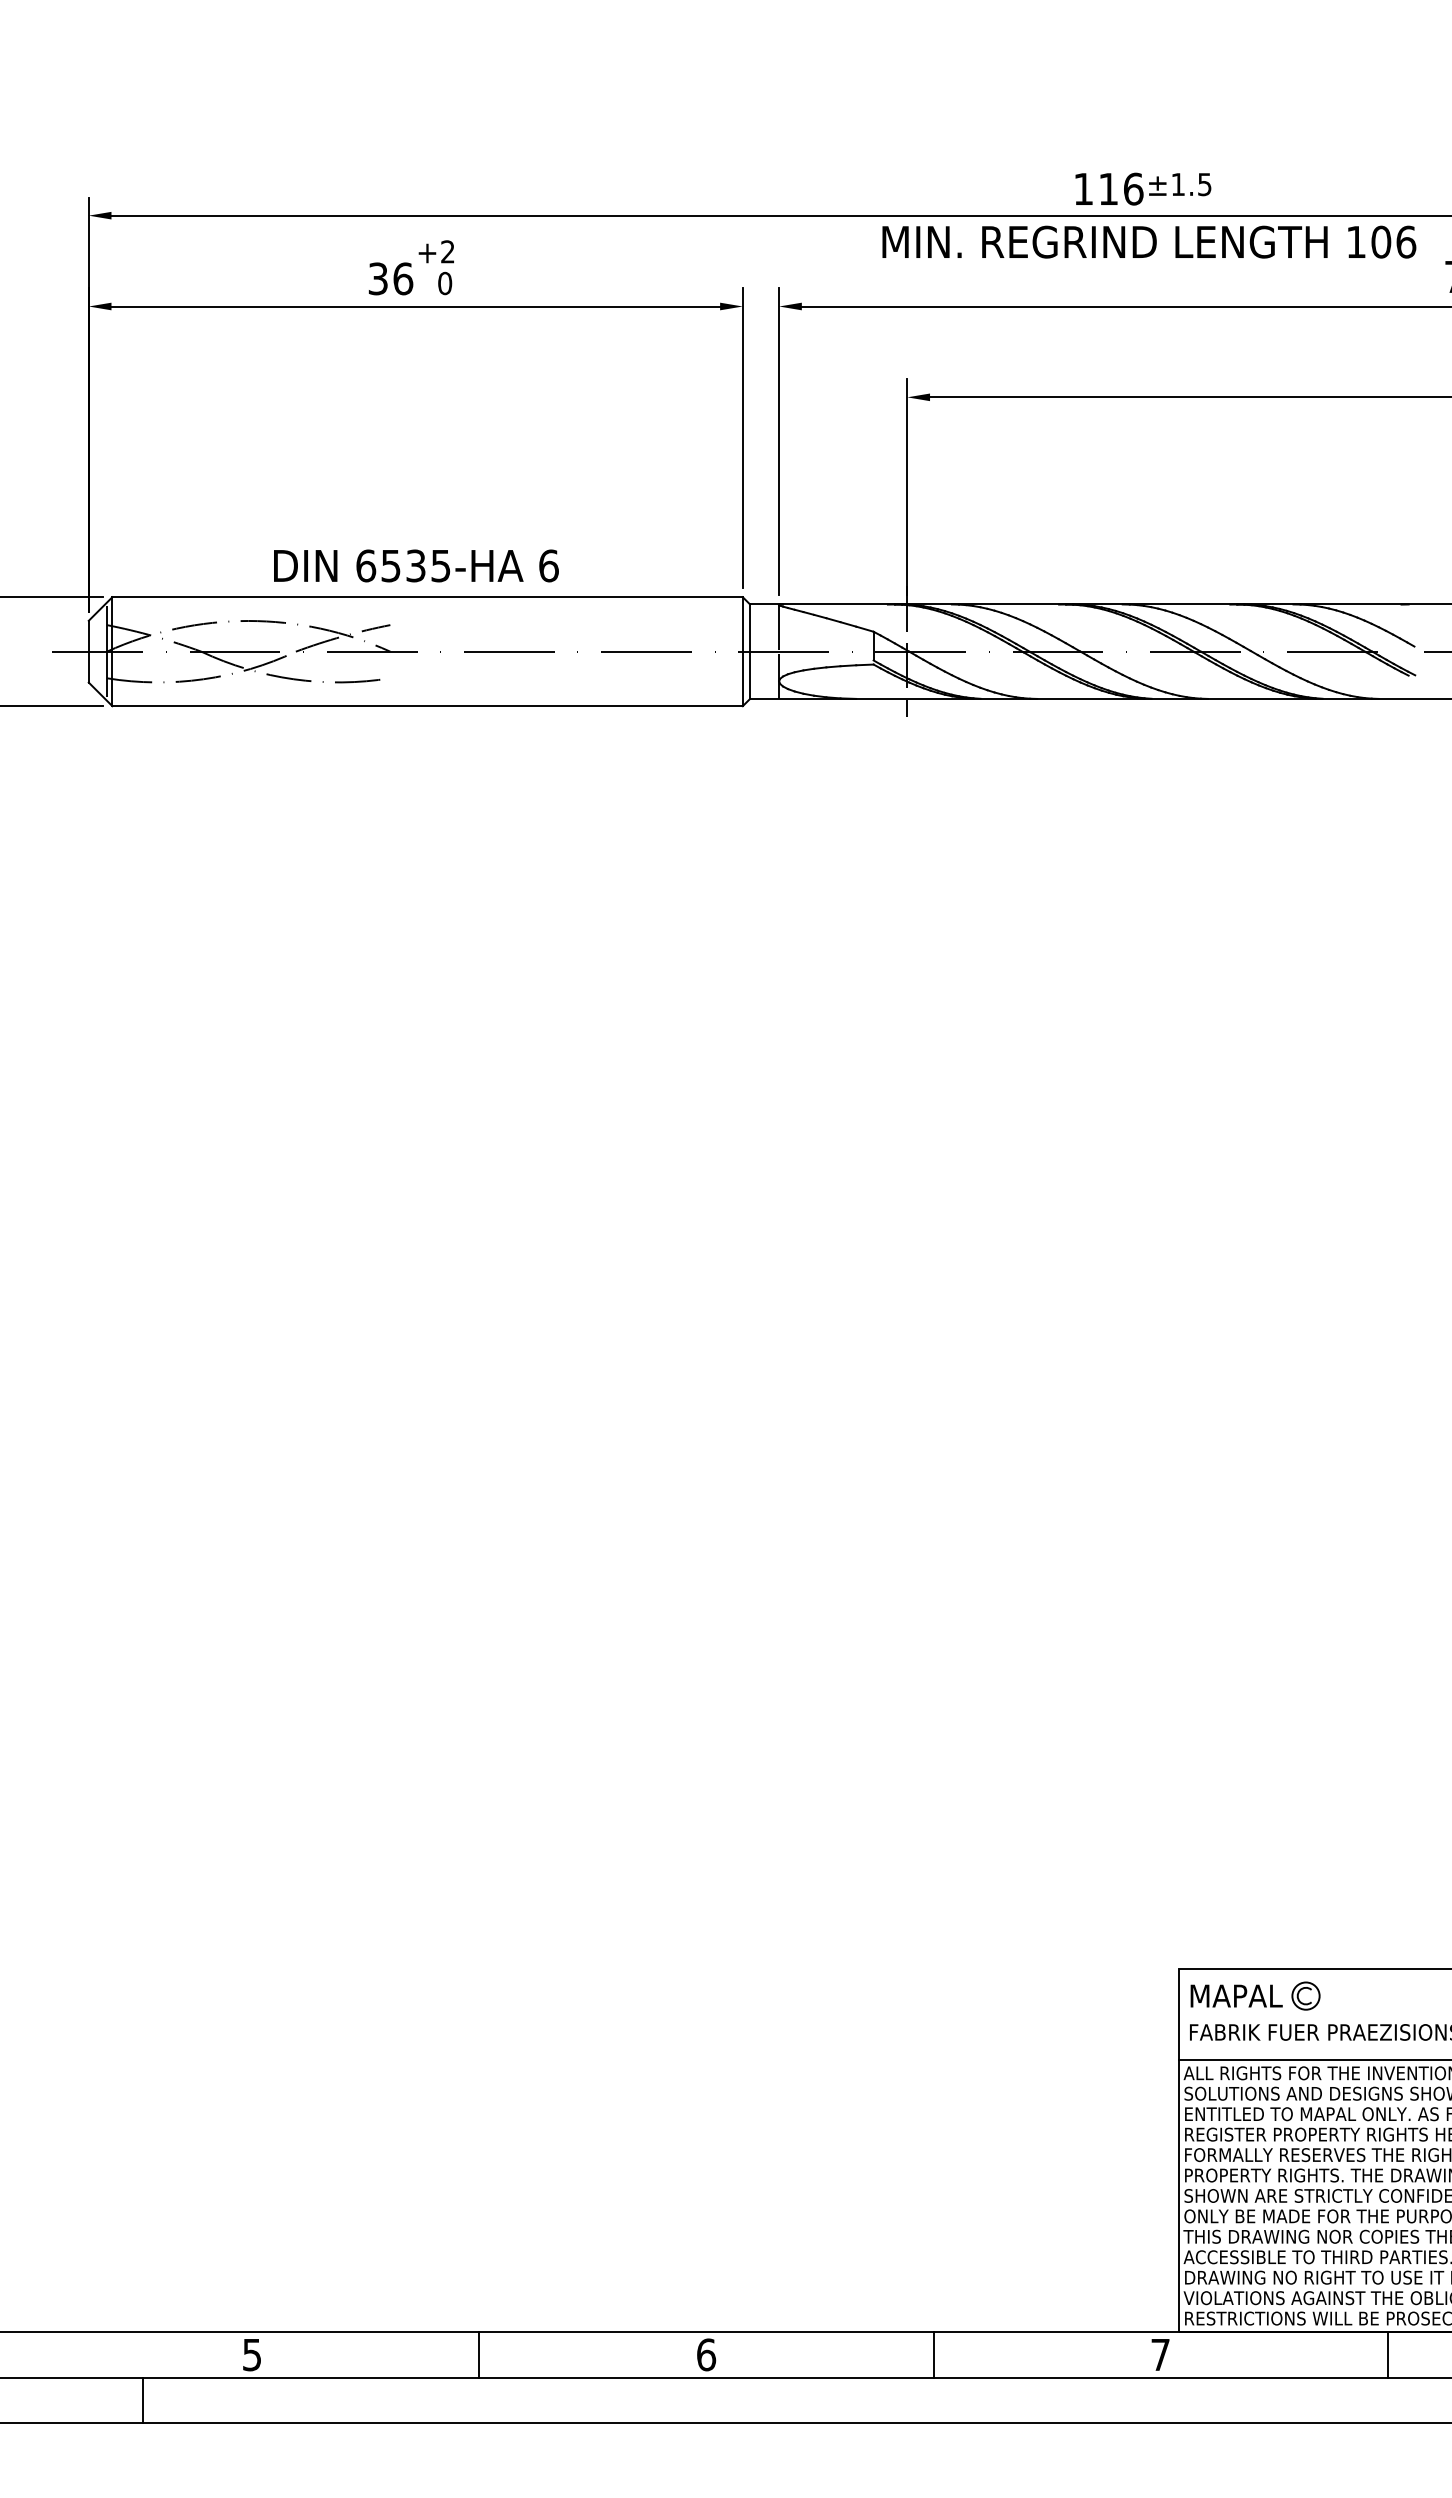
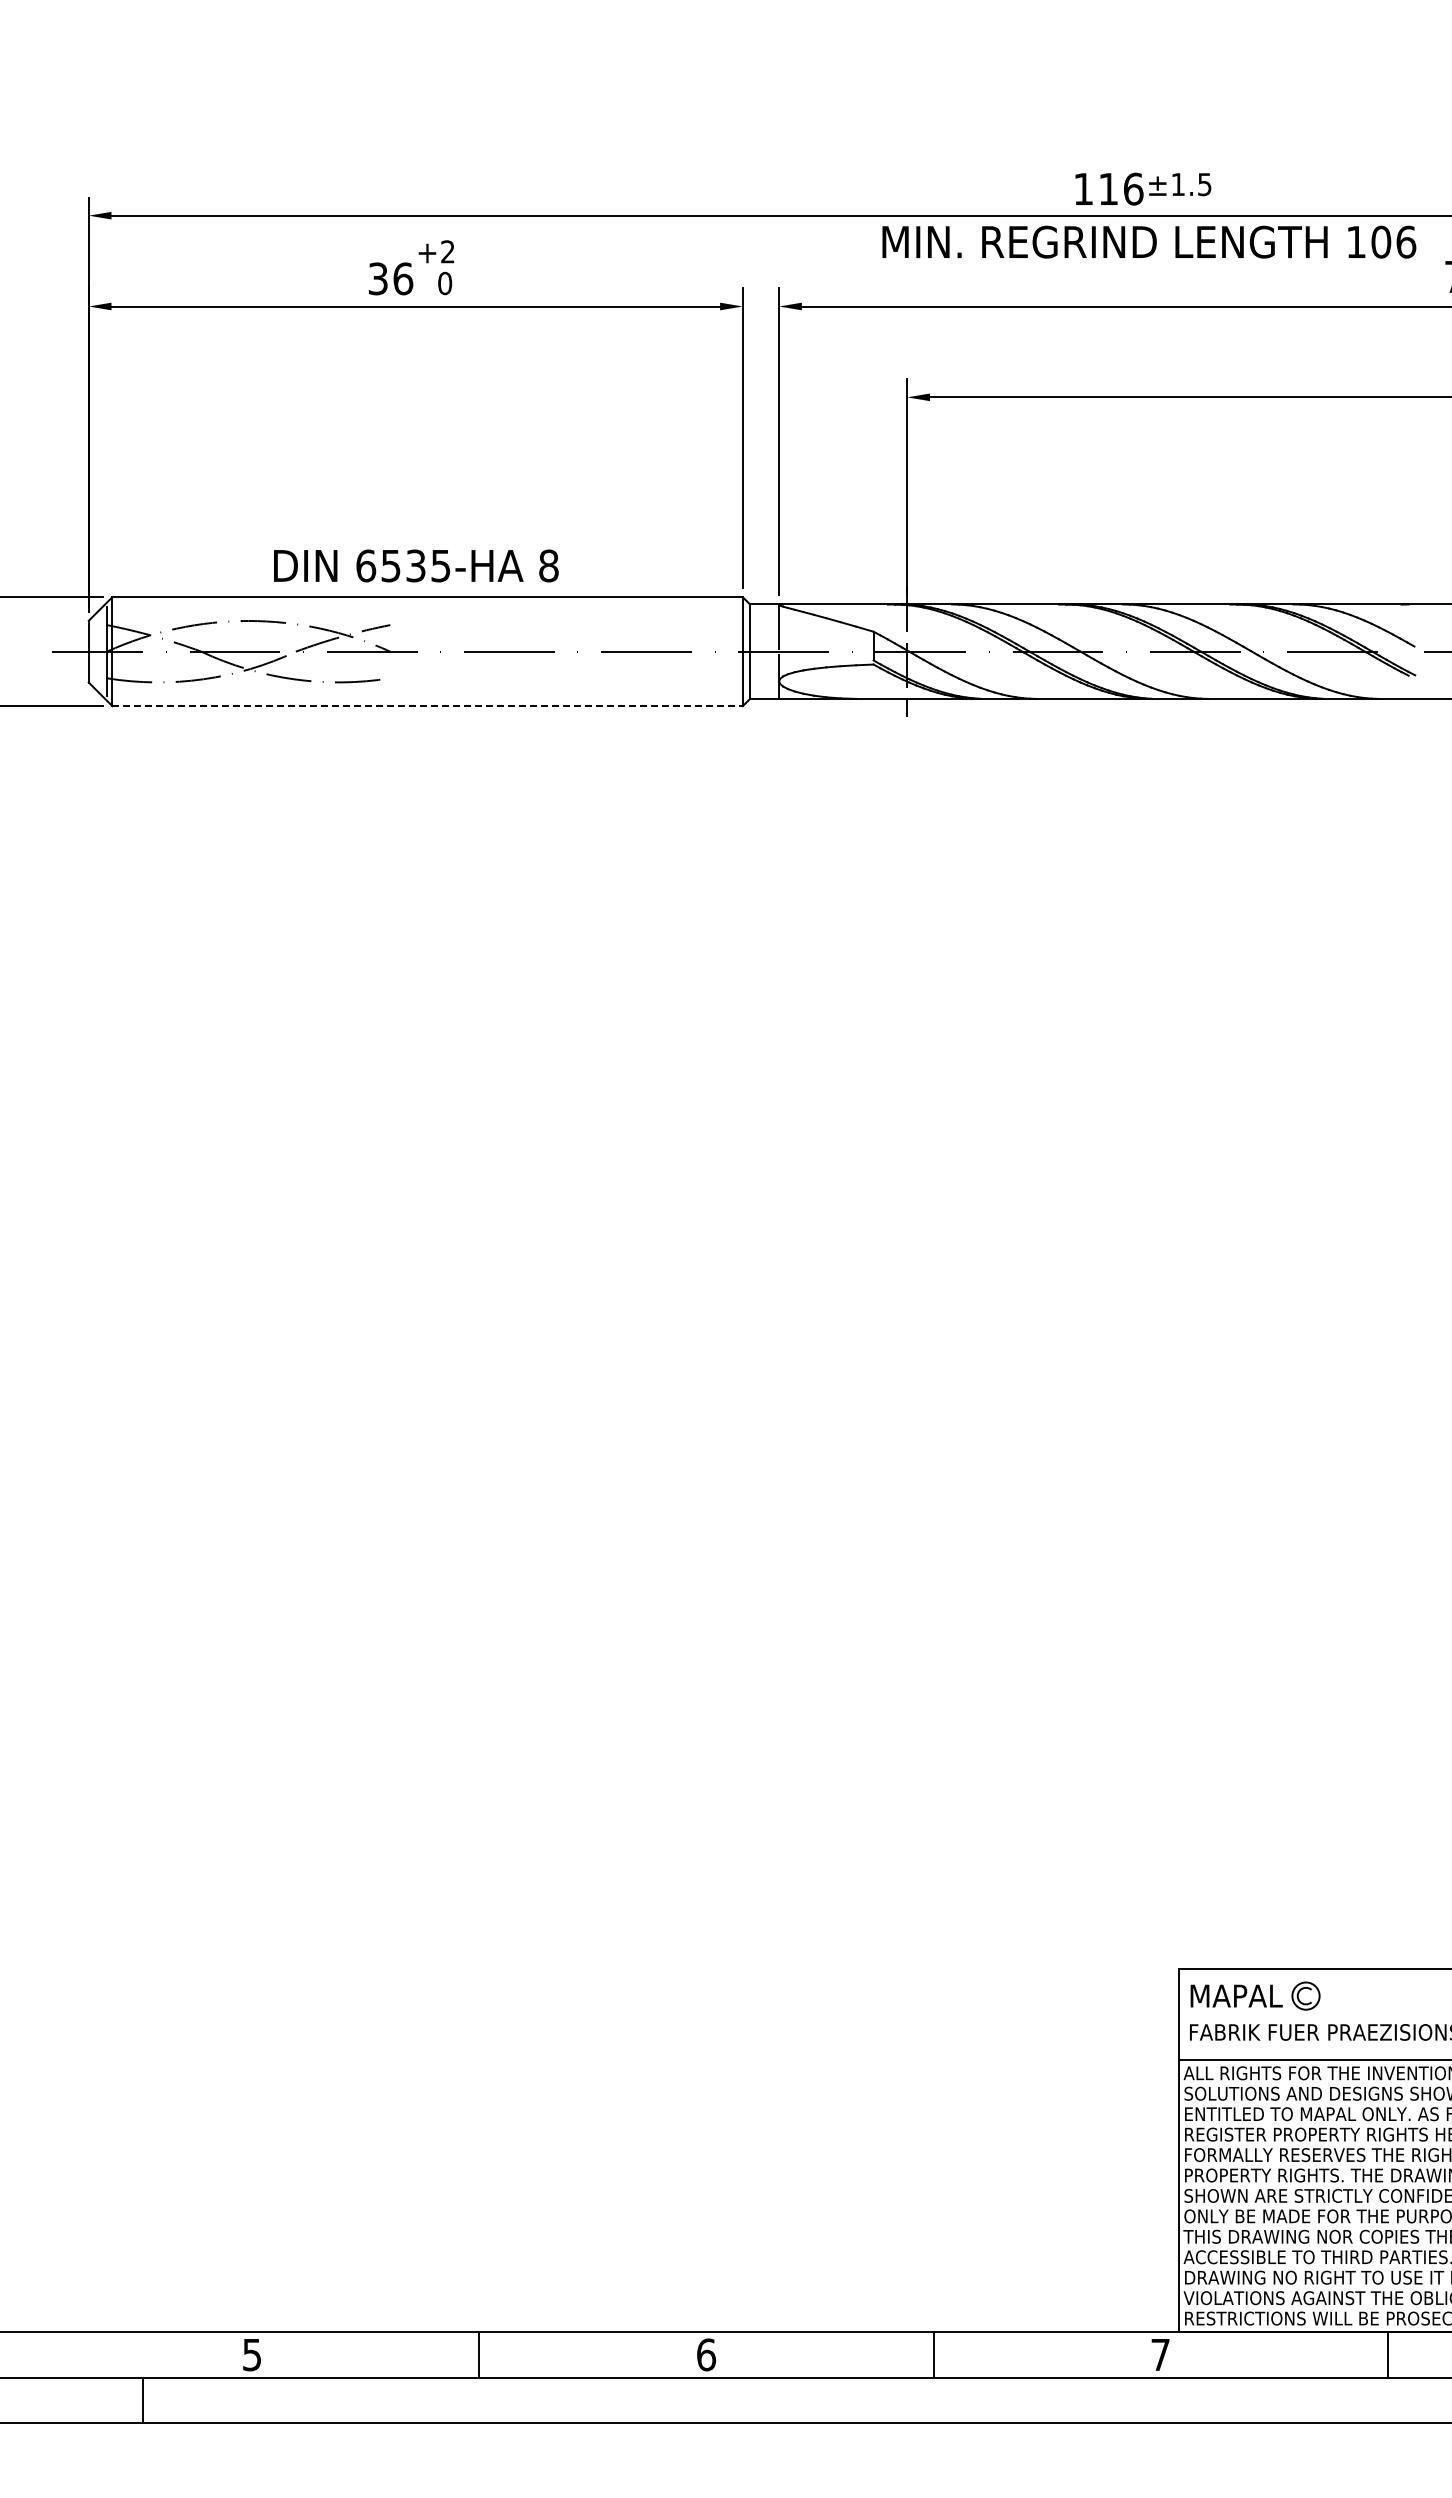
text: 6 -> 8 (548, 565)
line: solid -> dashed (428, 706)
